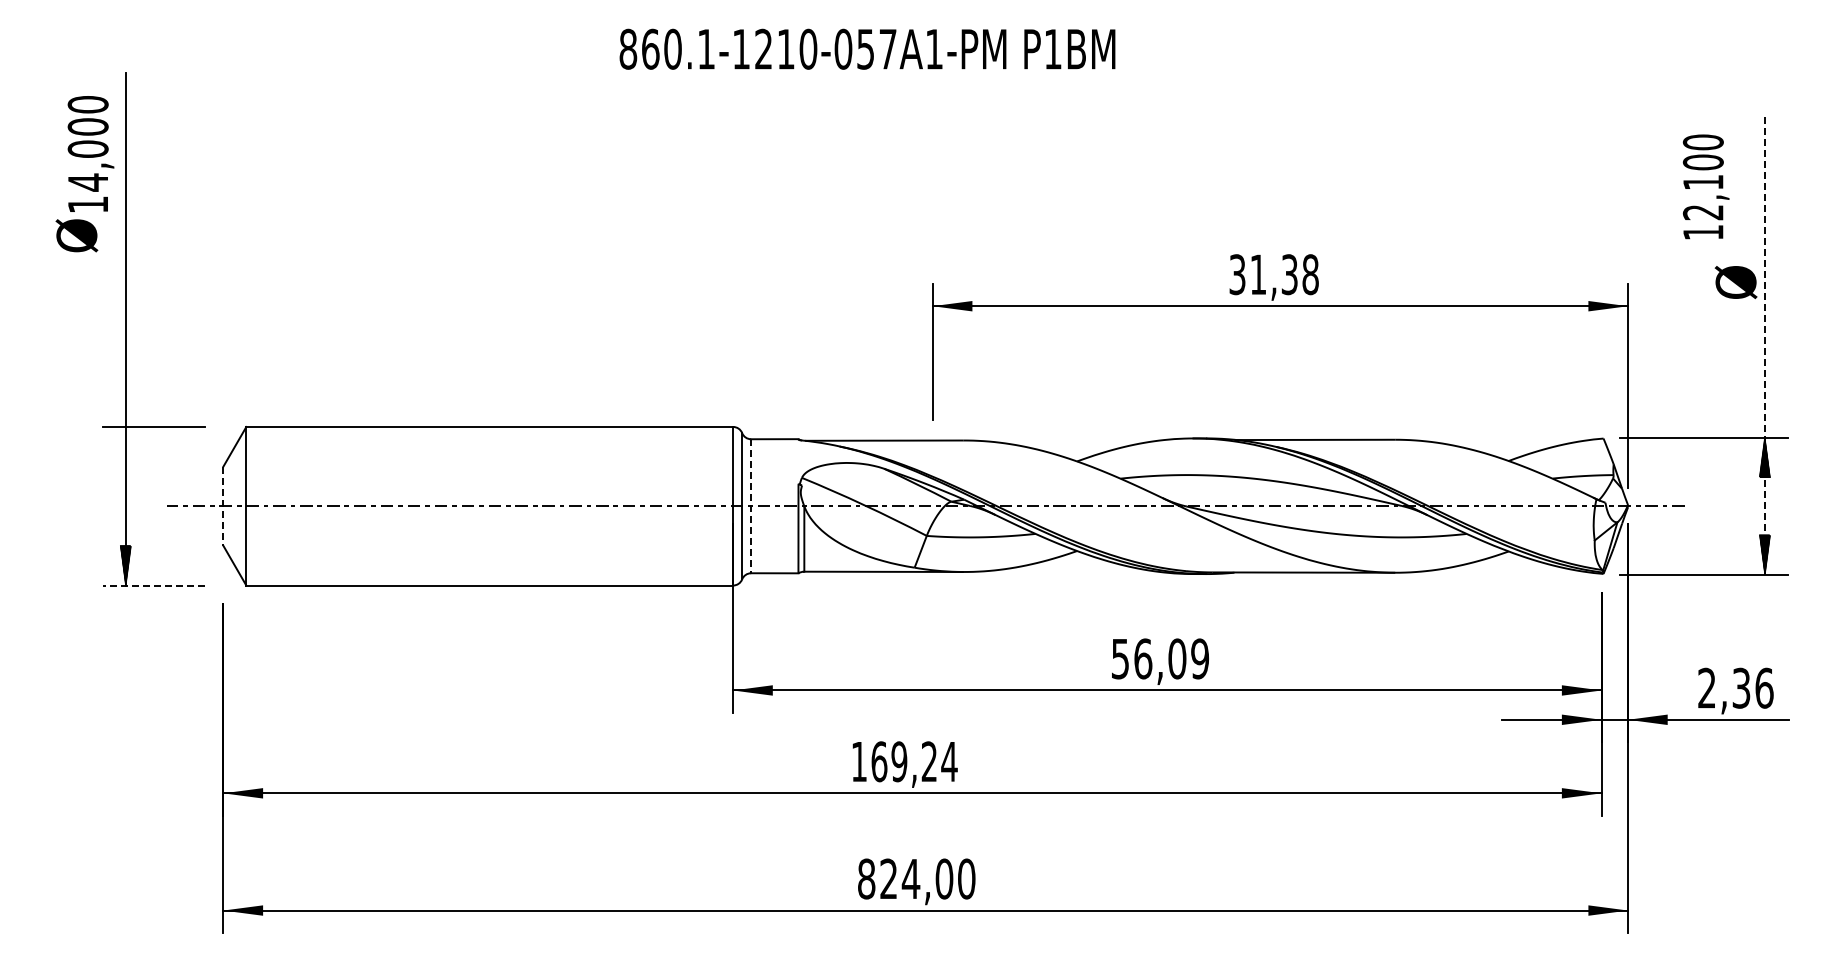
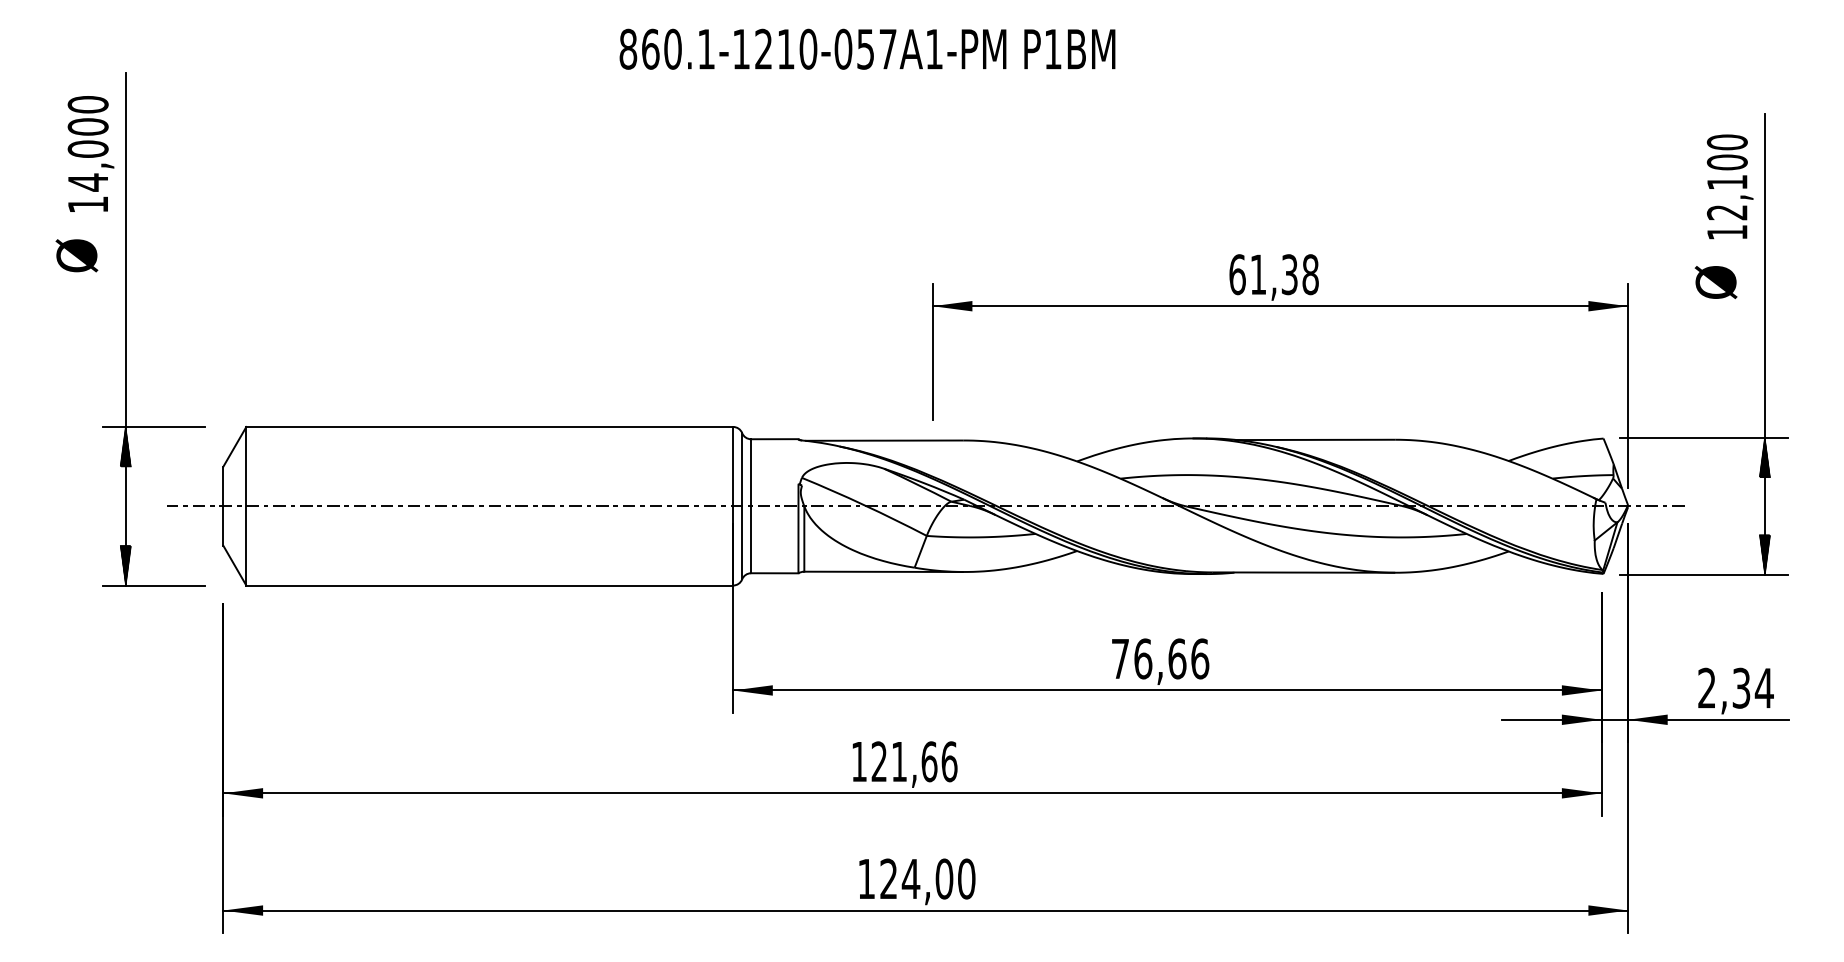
text position: (1705, 186) -> (1729, 186) (1729, 186)
text position: (76, 235) -> (76, 255) (76, 255)
text: 31,38 -> 61,38 (1237, 274)
text position: (1735, 282) -> (1715, 282) (1715, 282)
line: dashed -> solid (1764, 343)
hatch: none -> present (125, 446)
line: dashed -> solid (223, 506)
line: dashed -> solid (751, 506)
line: dashed -> solid (153, 585)
text: 56,09 -> 76,66 (1160, 658)
text: 2,36 -> 2,34 (1763, 687)
text: 169,24 -> 121,66 (914, 761)
text: 824,00 -> 124,00 (866, 878)
